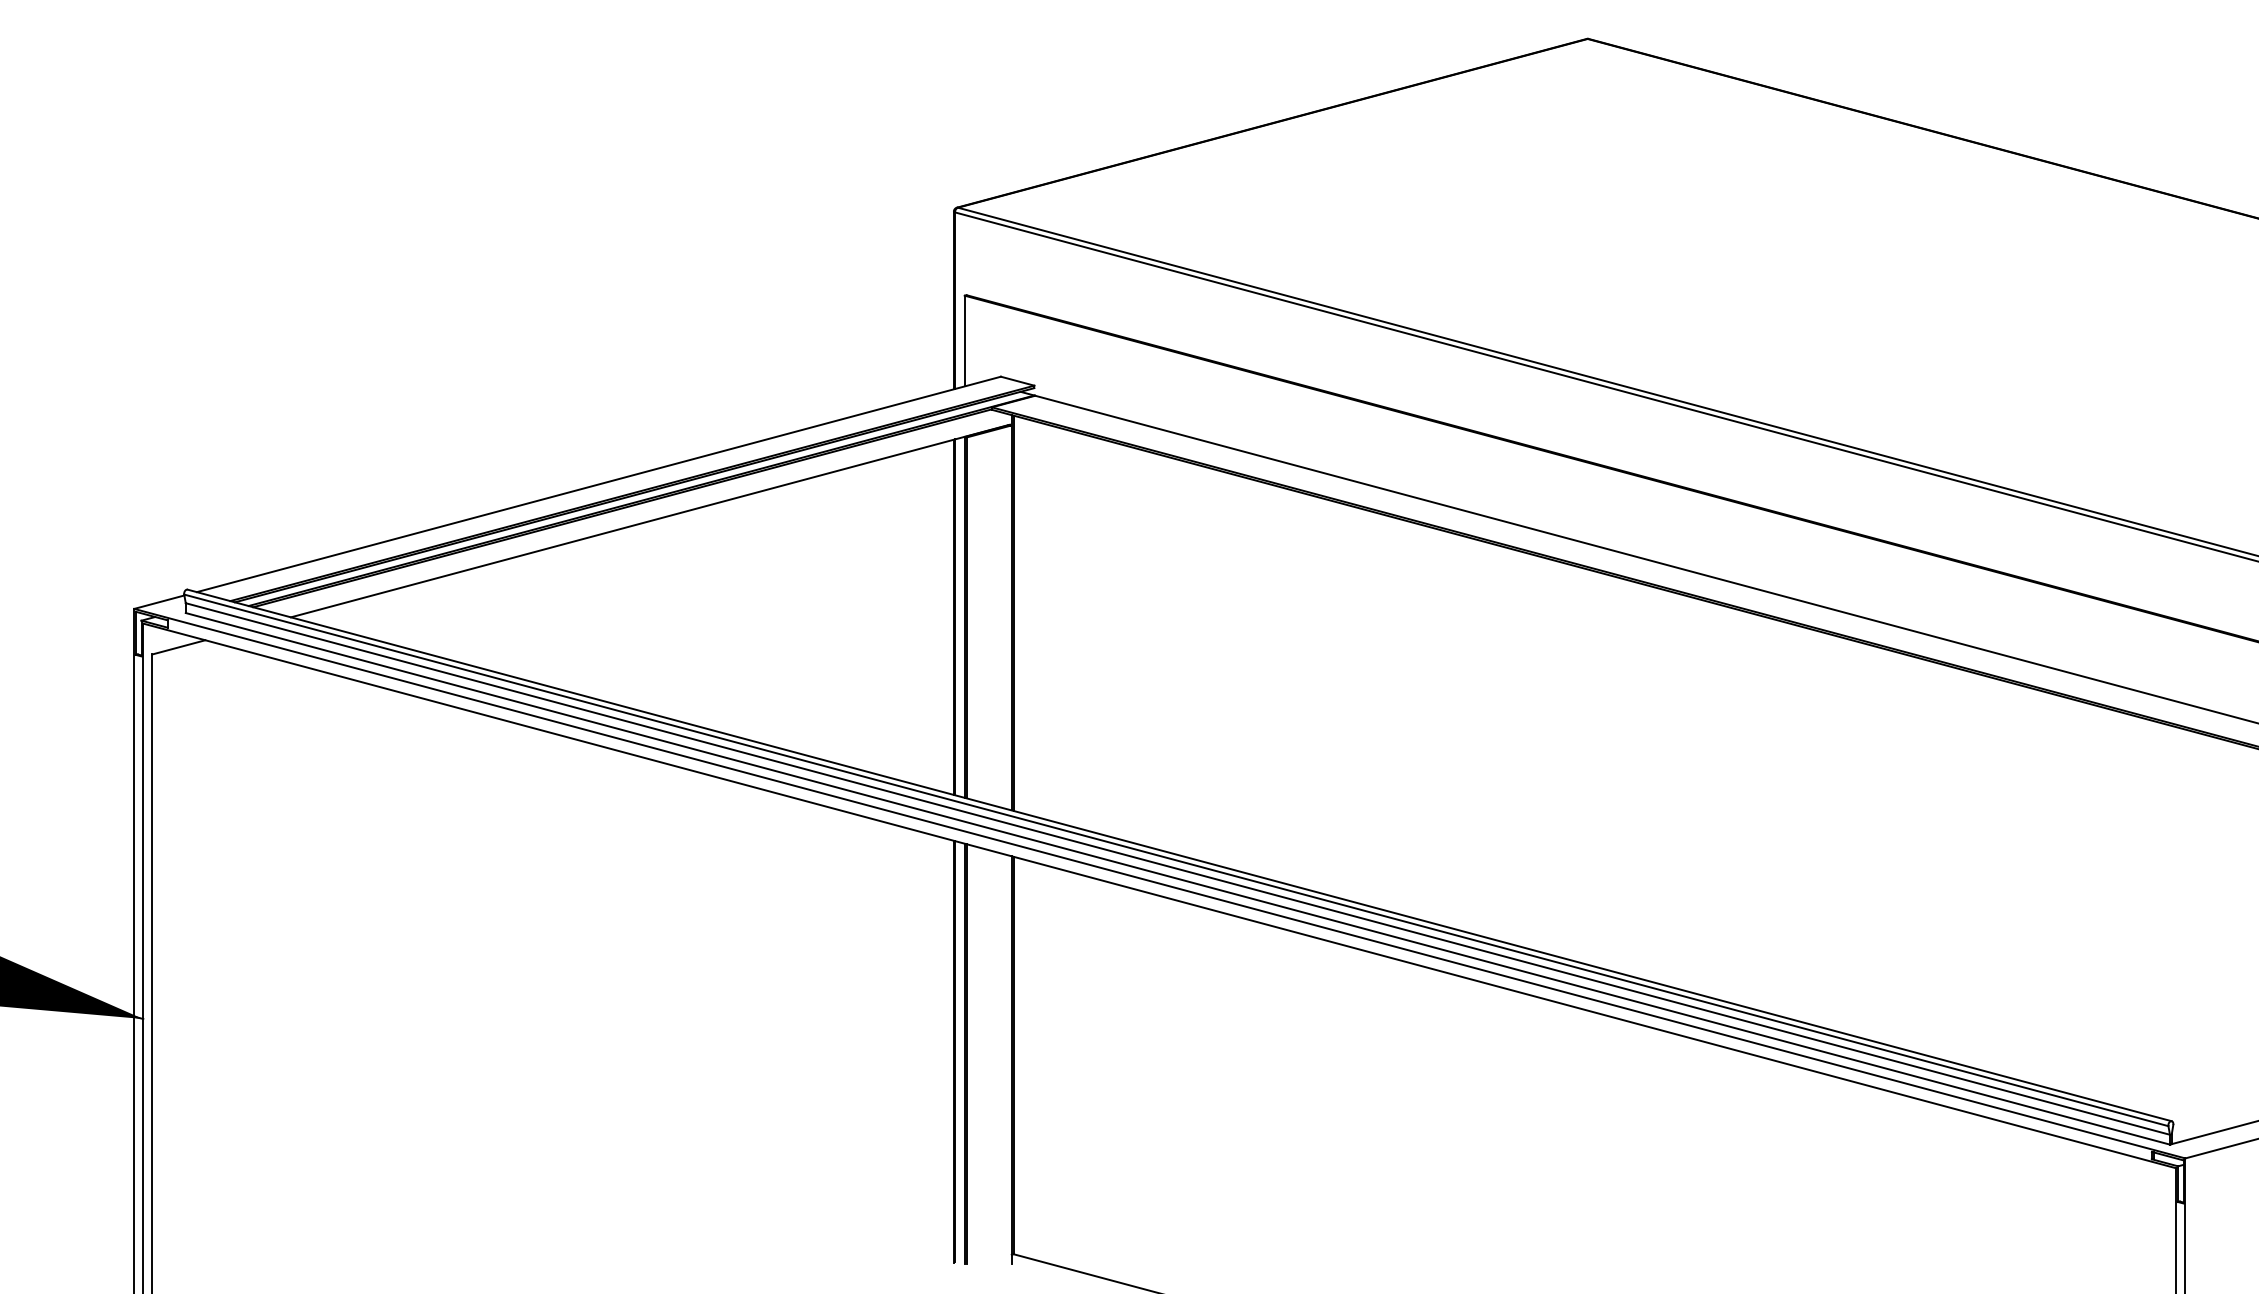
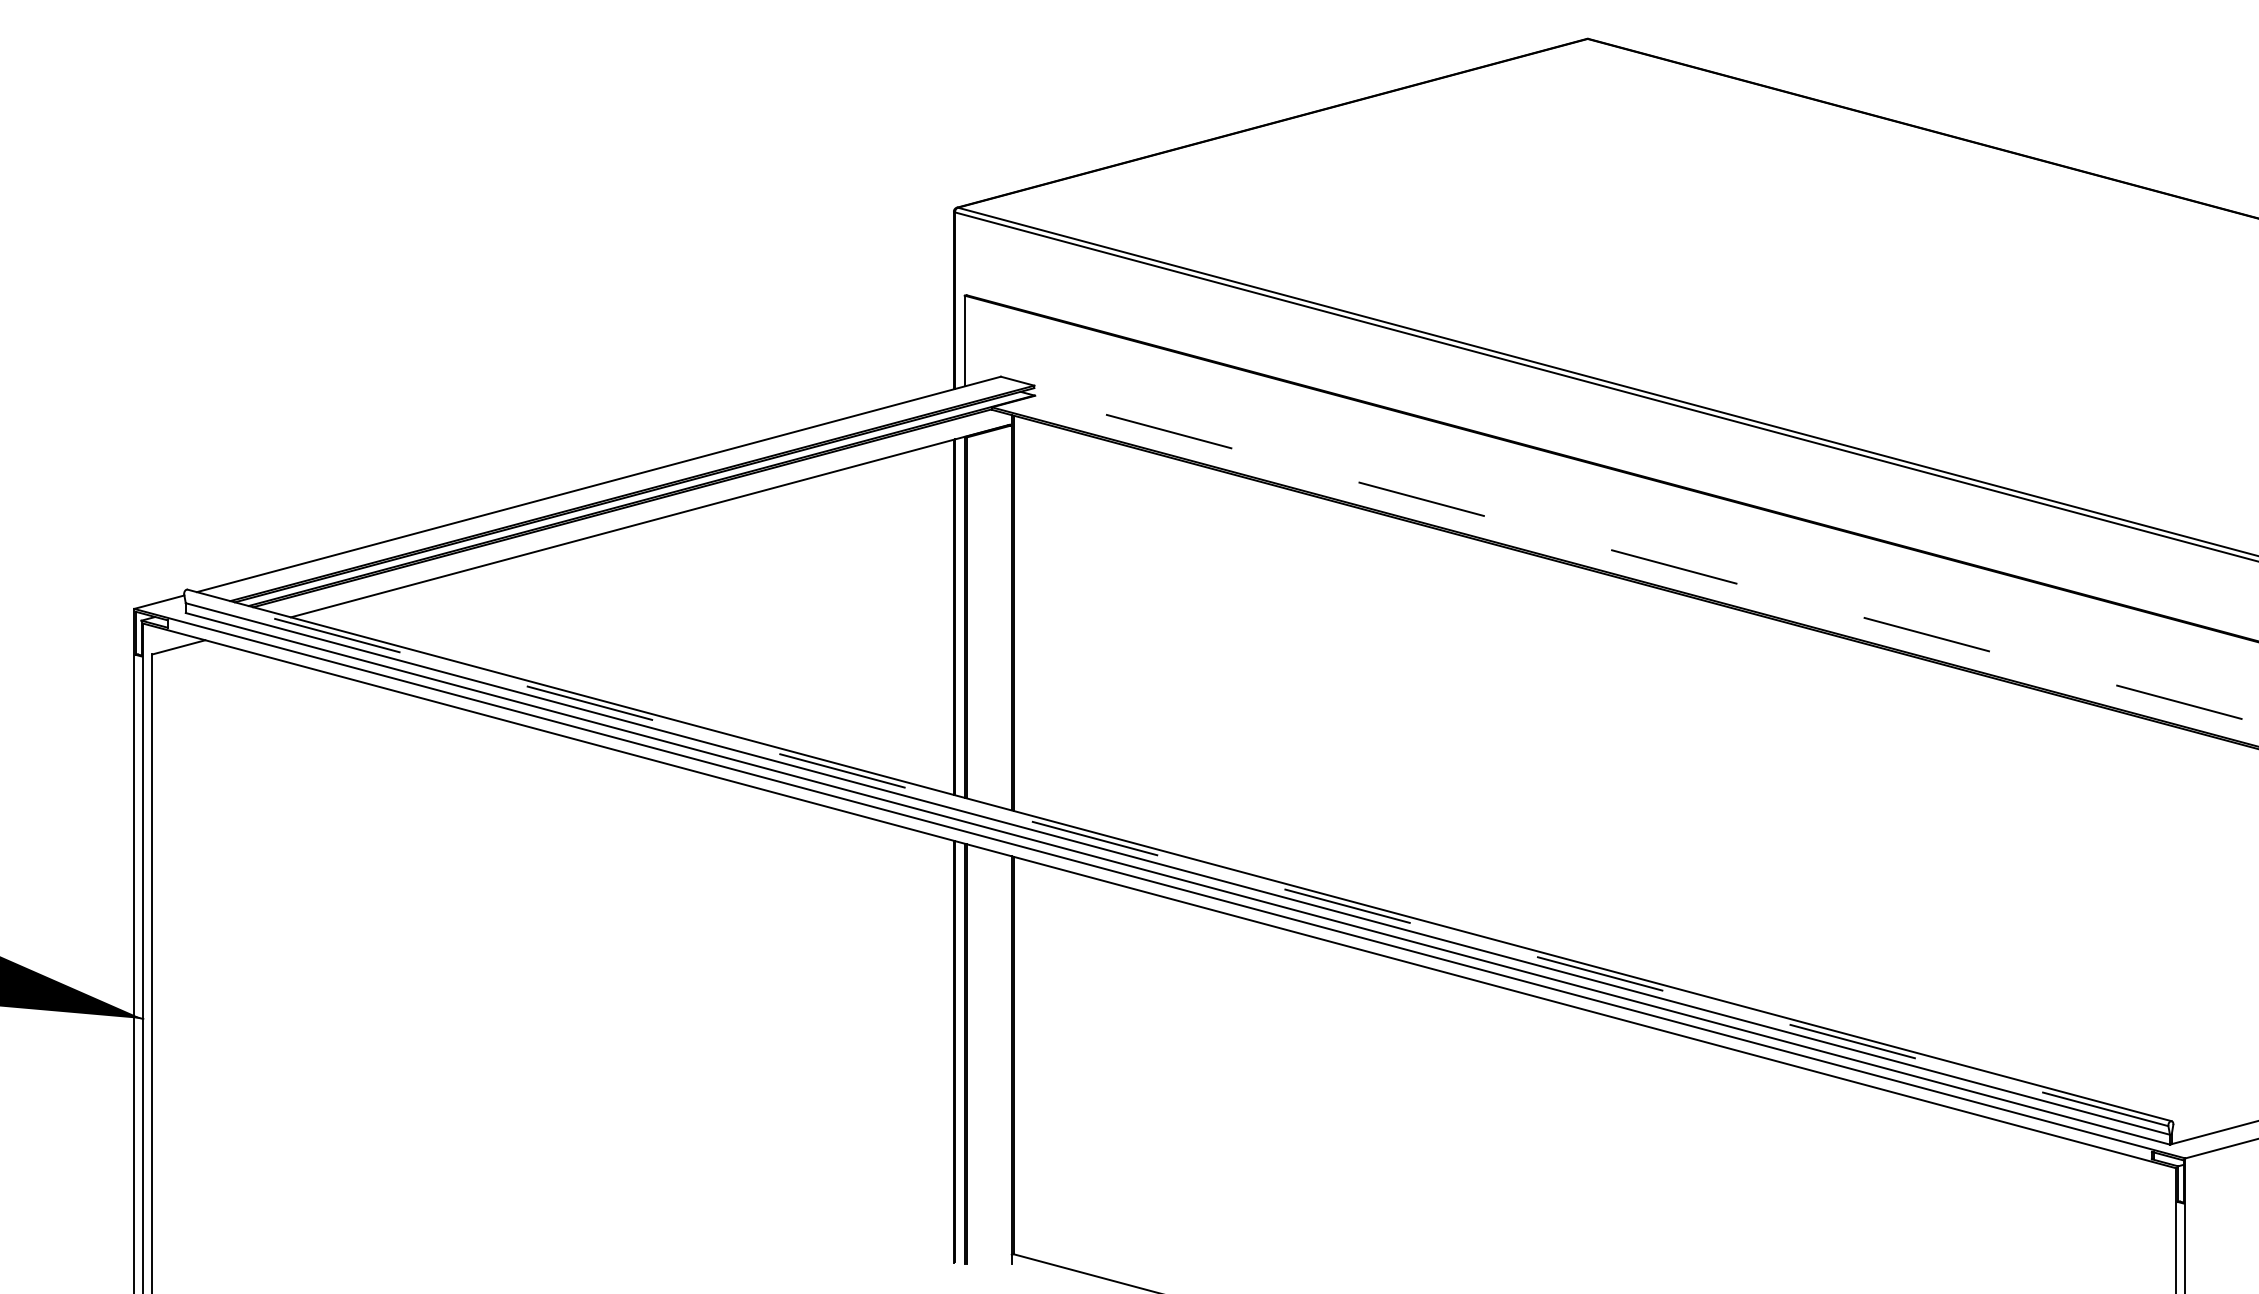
line: solid -> dashed (1646, 559)
line: solid -> dashed (1175, 860)
